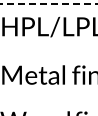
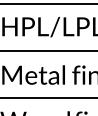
line: dashed -> solid (48, 4)
line: none -> present (48, 51)
line: none -> present (48, 97)
